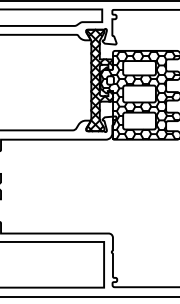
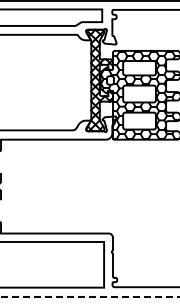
line: solid -> dashed (90, 296)
